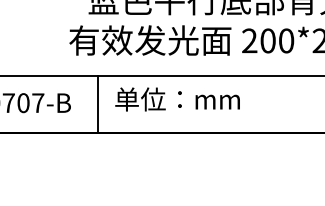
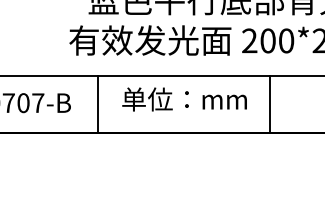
text position: (177, 99) -> (184, 99) (184, 99)
line: none -> present (269, 104)
